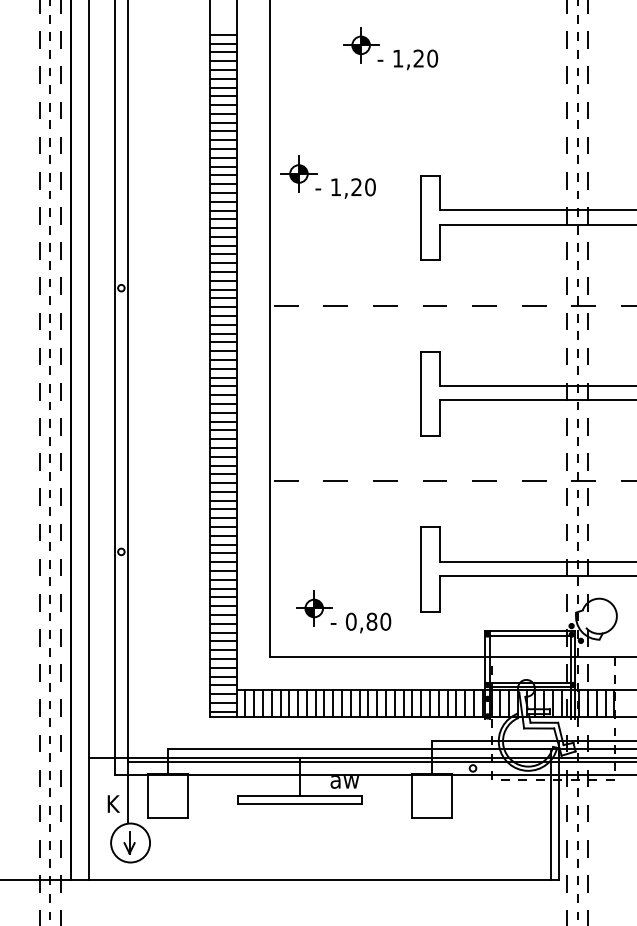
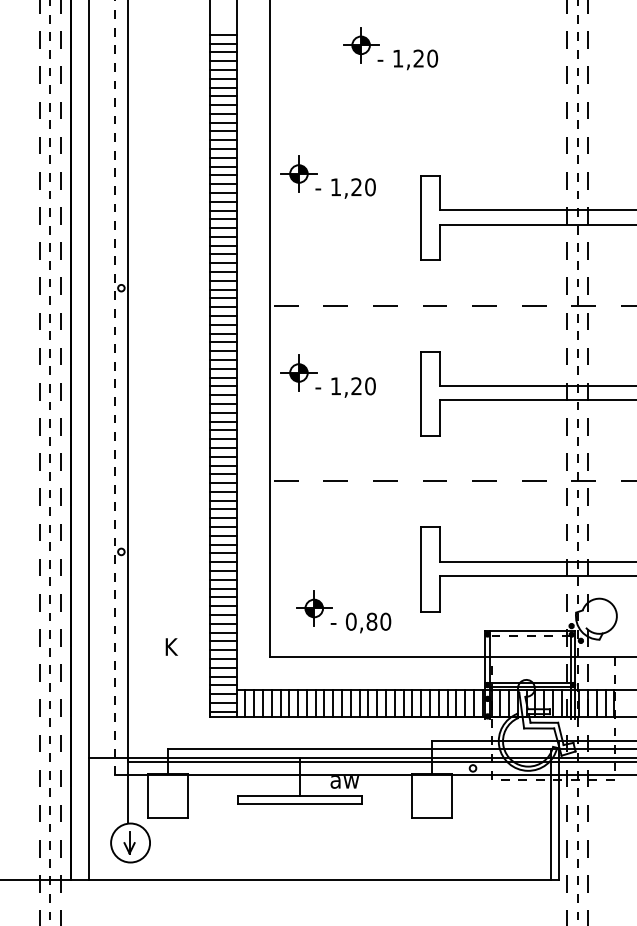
part: none -> present (327, 375)
line: solid -> dashed (114, 387)
line: solid -> dashed (528, 635)
text position: (113, 803) -> (171, 646) (171, 646)
